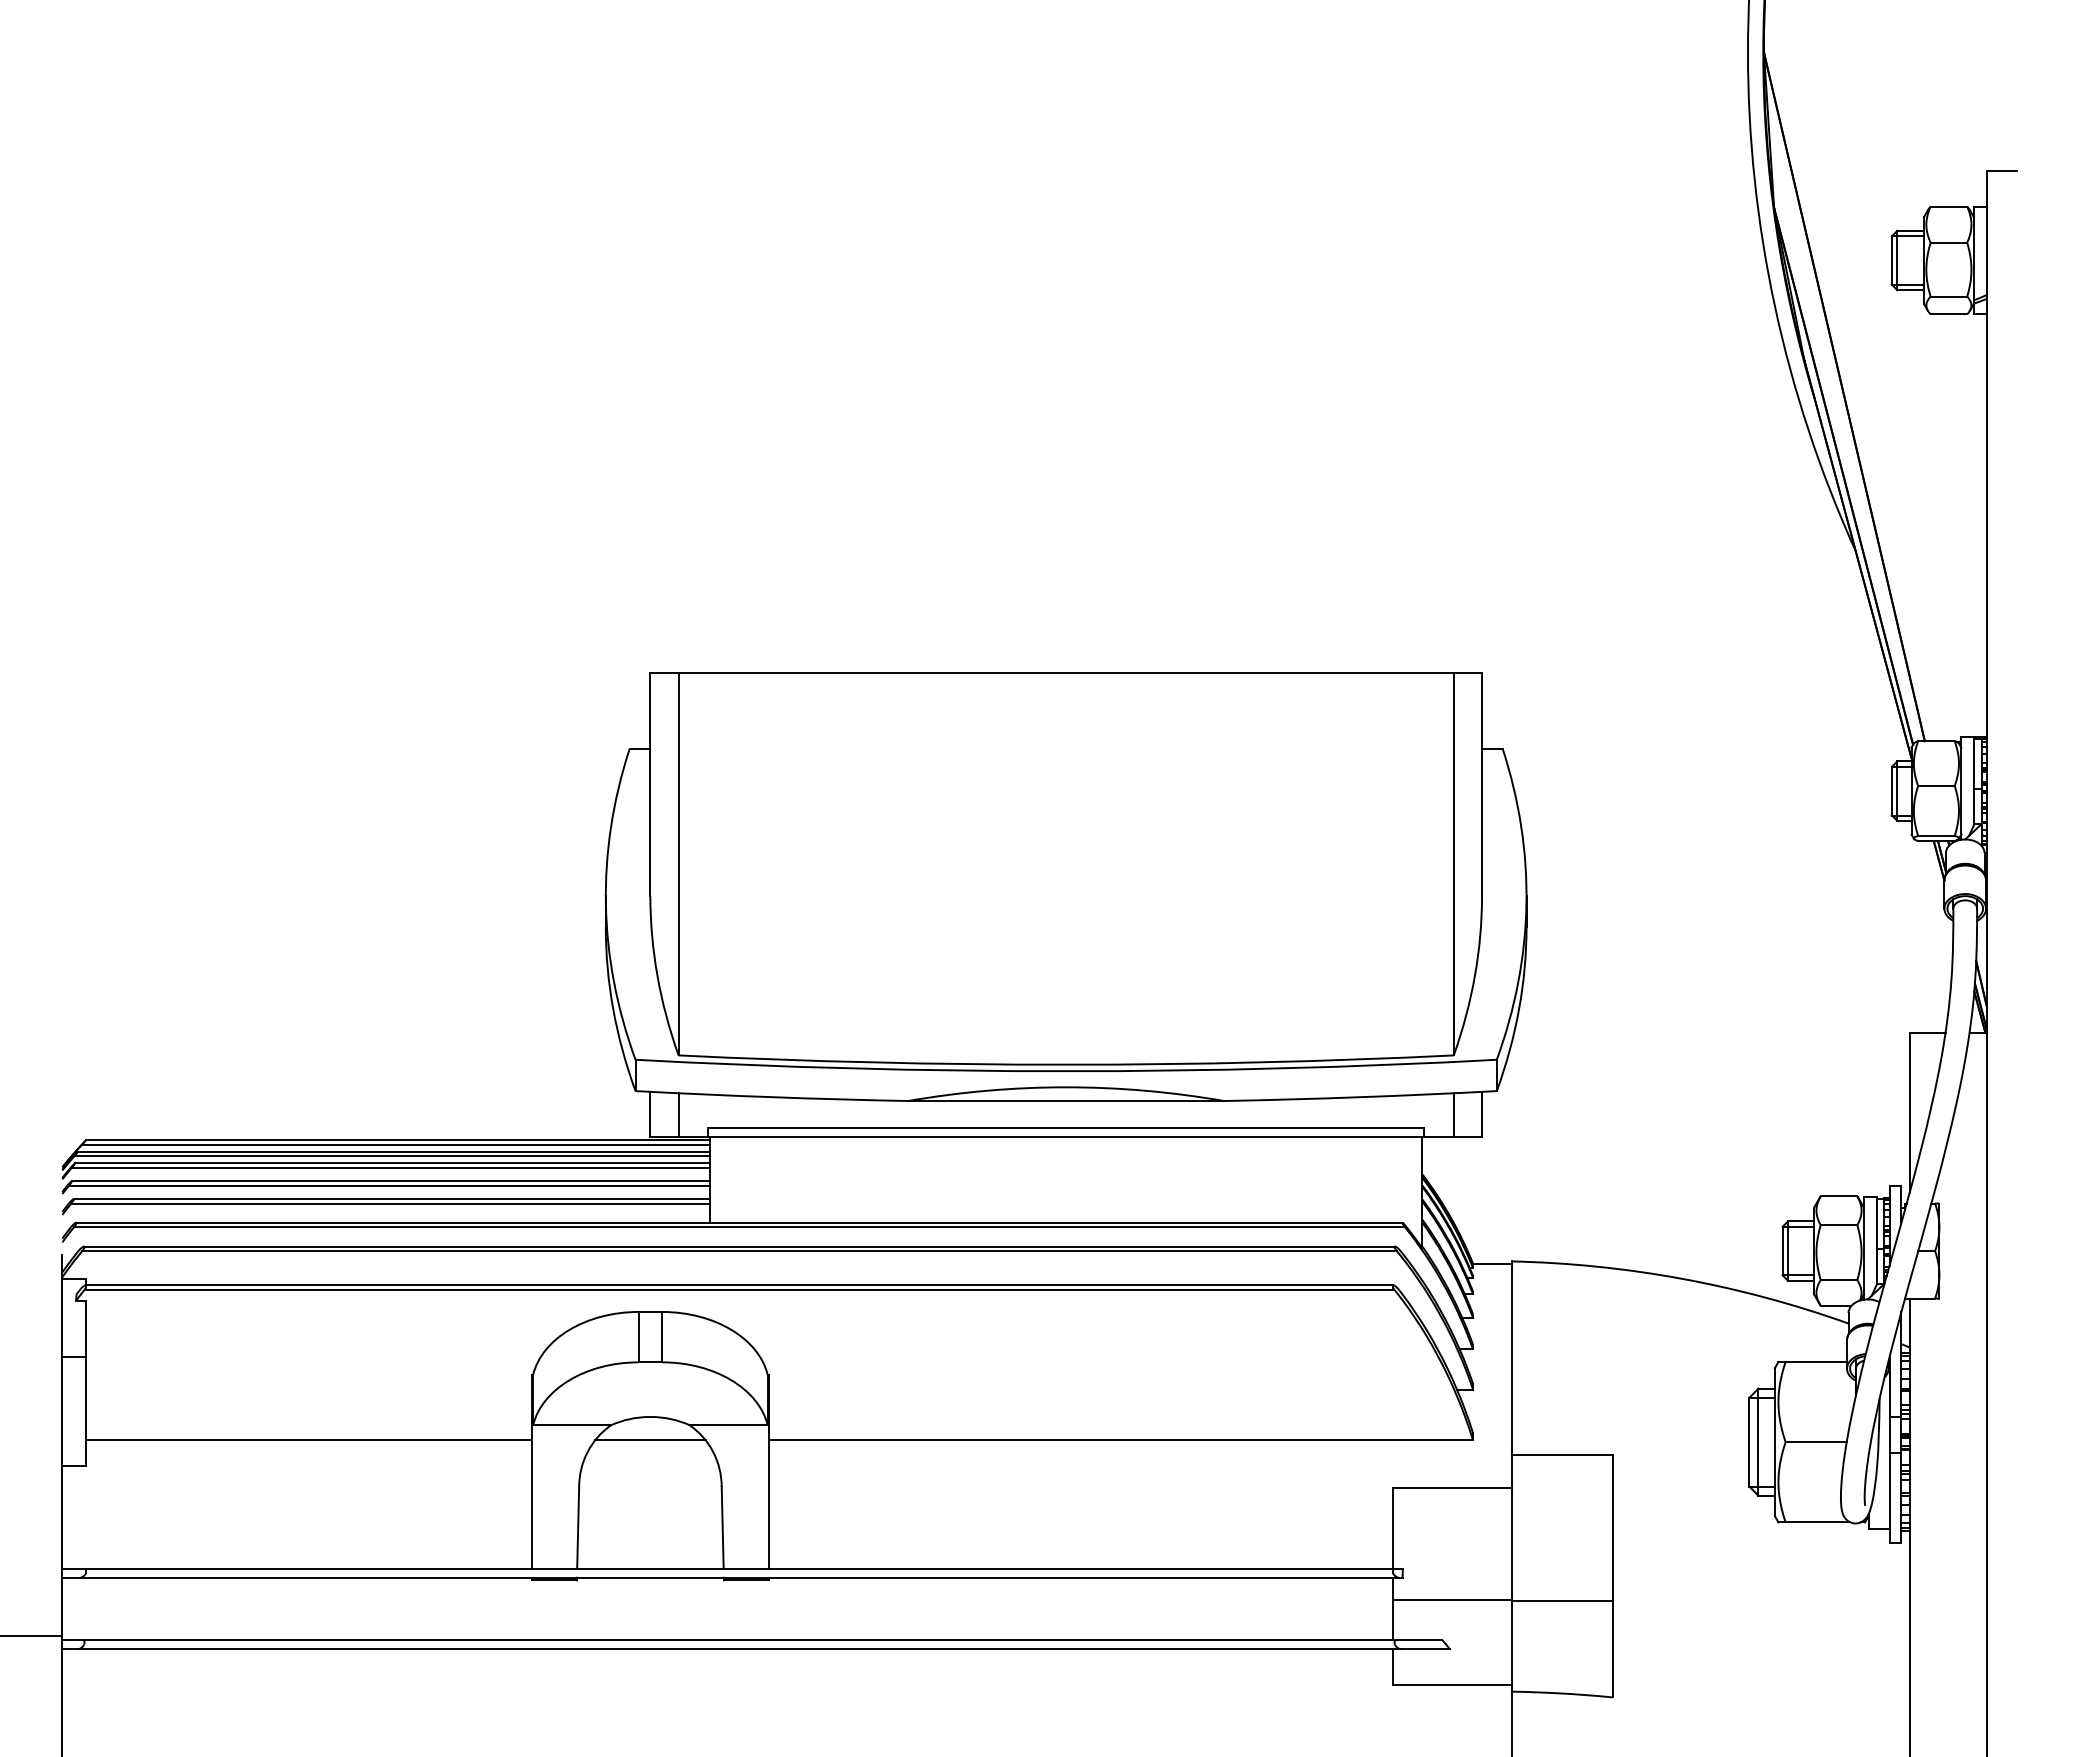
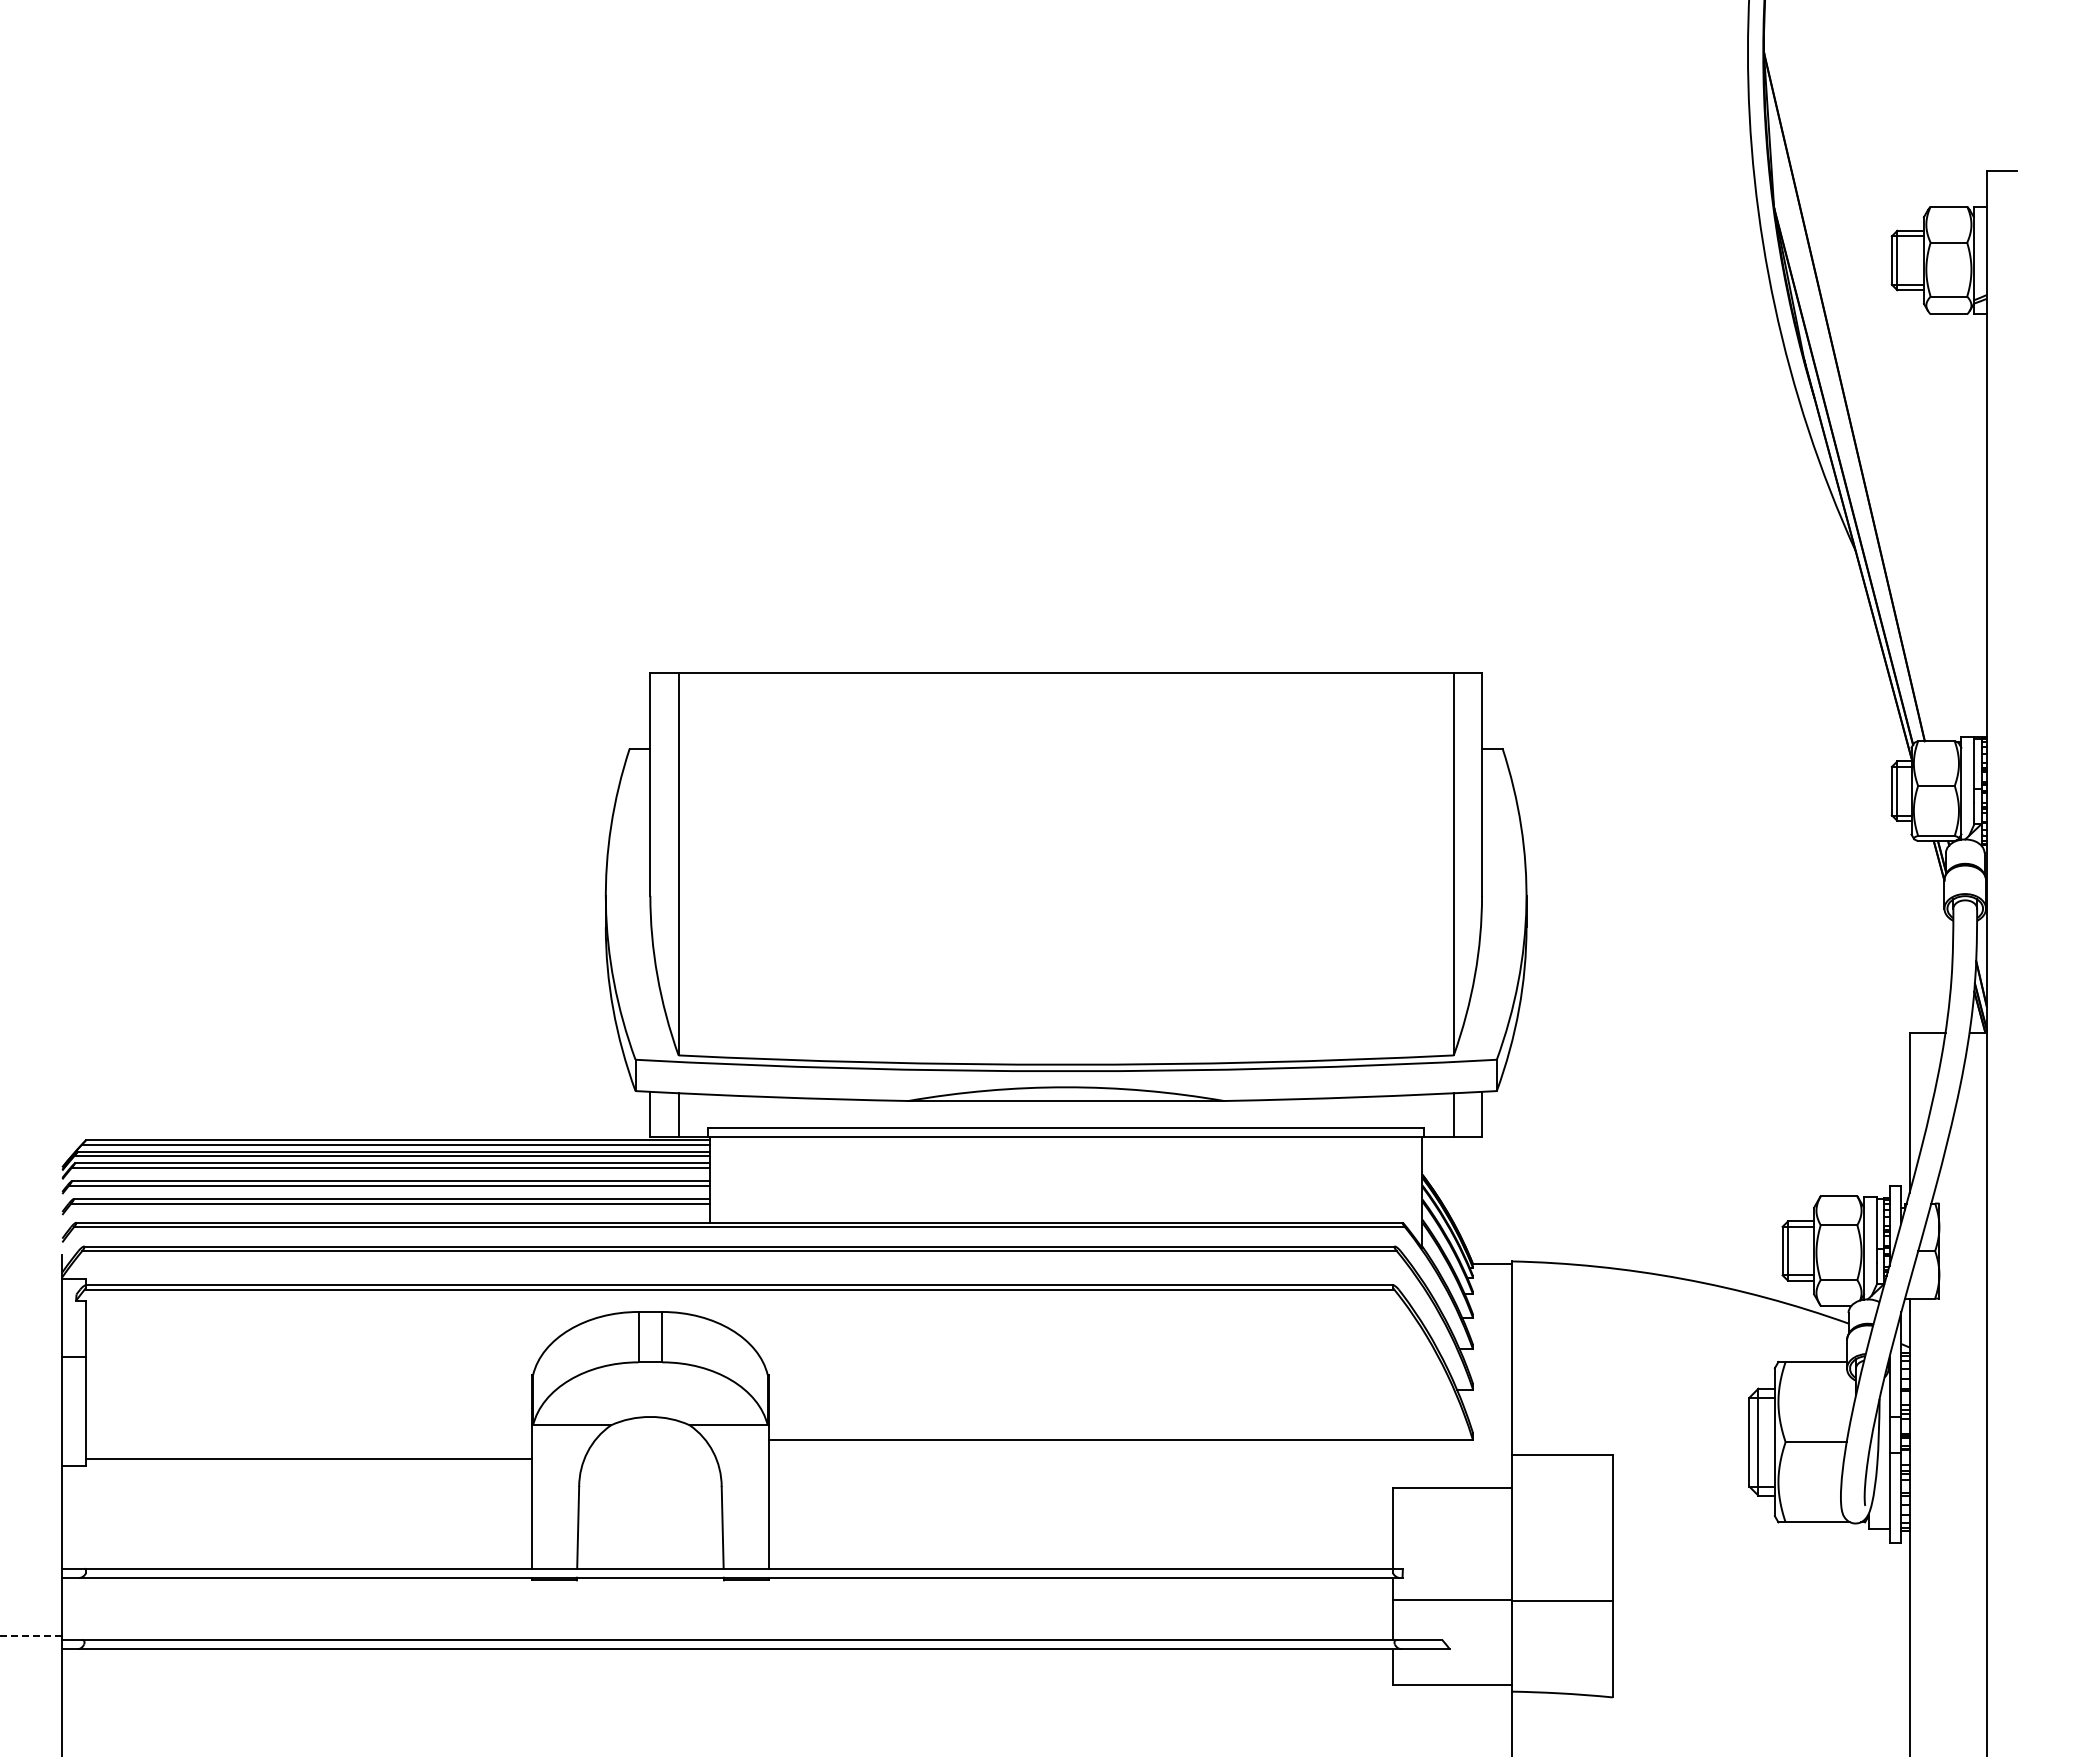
line position: (308, 1440) -> (308, 1459) (308, 1459)
line: present -> none (650, 1440)
line: solid -> dashed (31, 1636)
